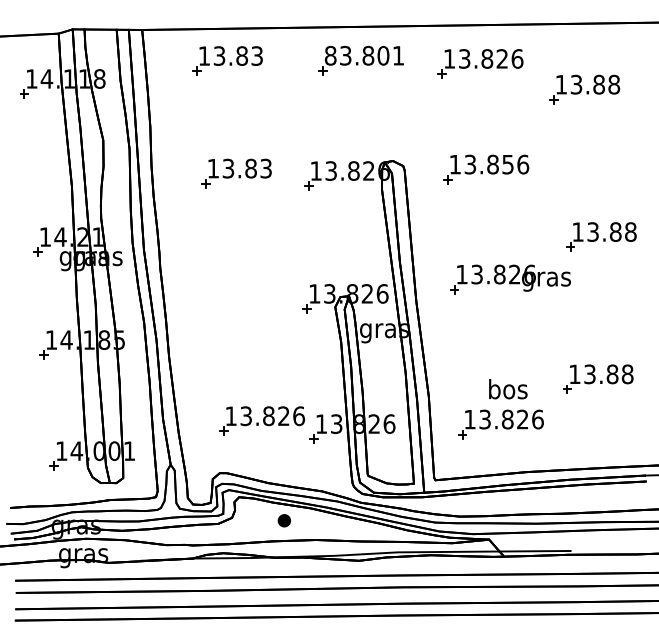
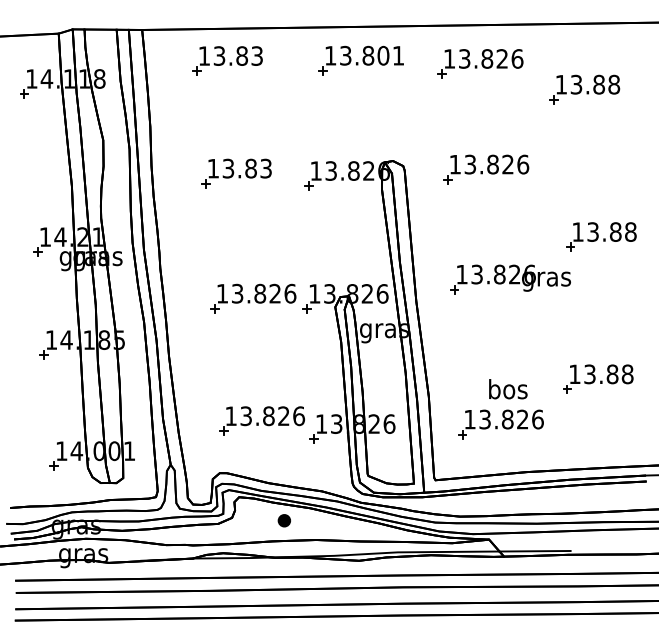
text: 83.801 -> 13.801 (330, 55)
text: 13.856 -> 13.826 (507, 164)
part: none -> present (253, 298)
